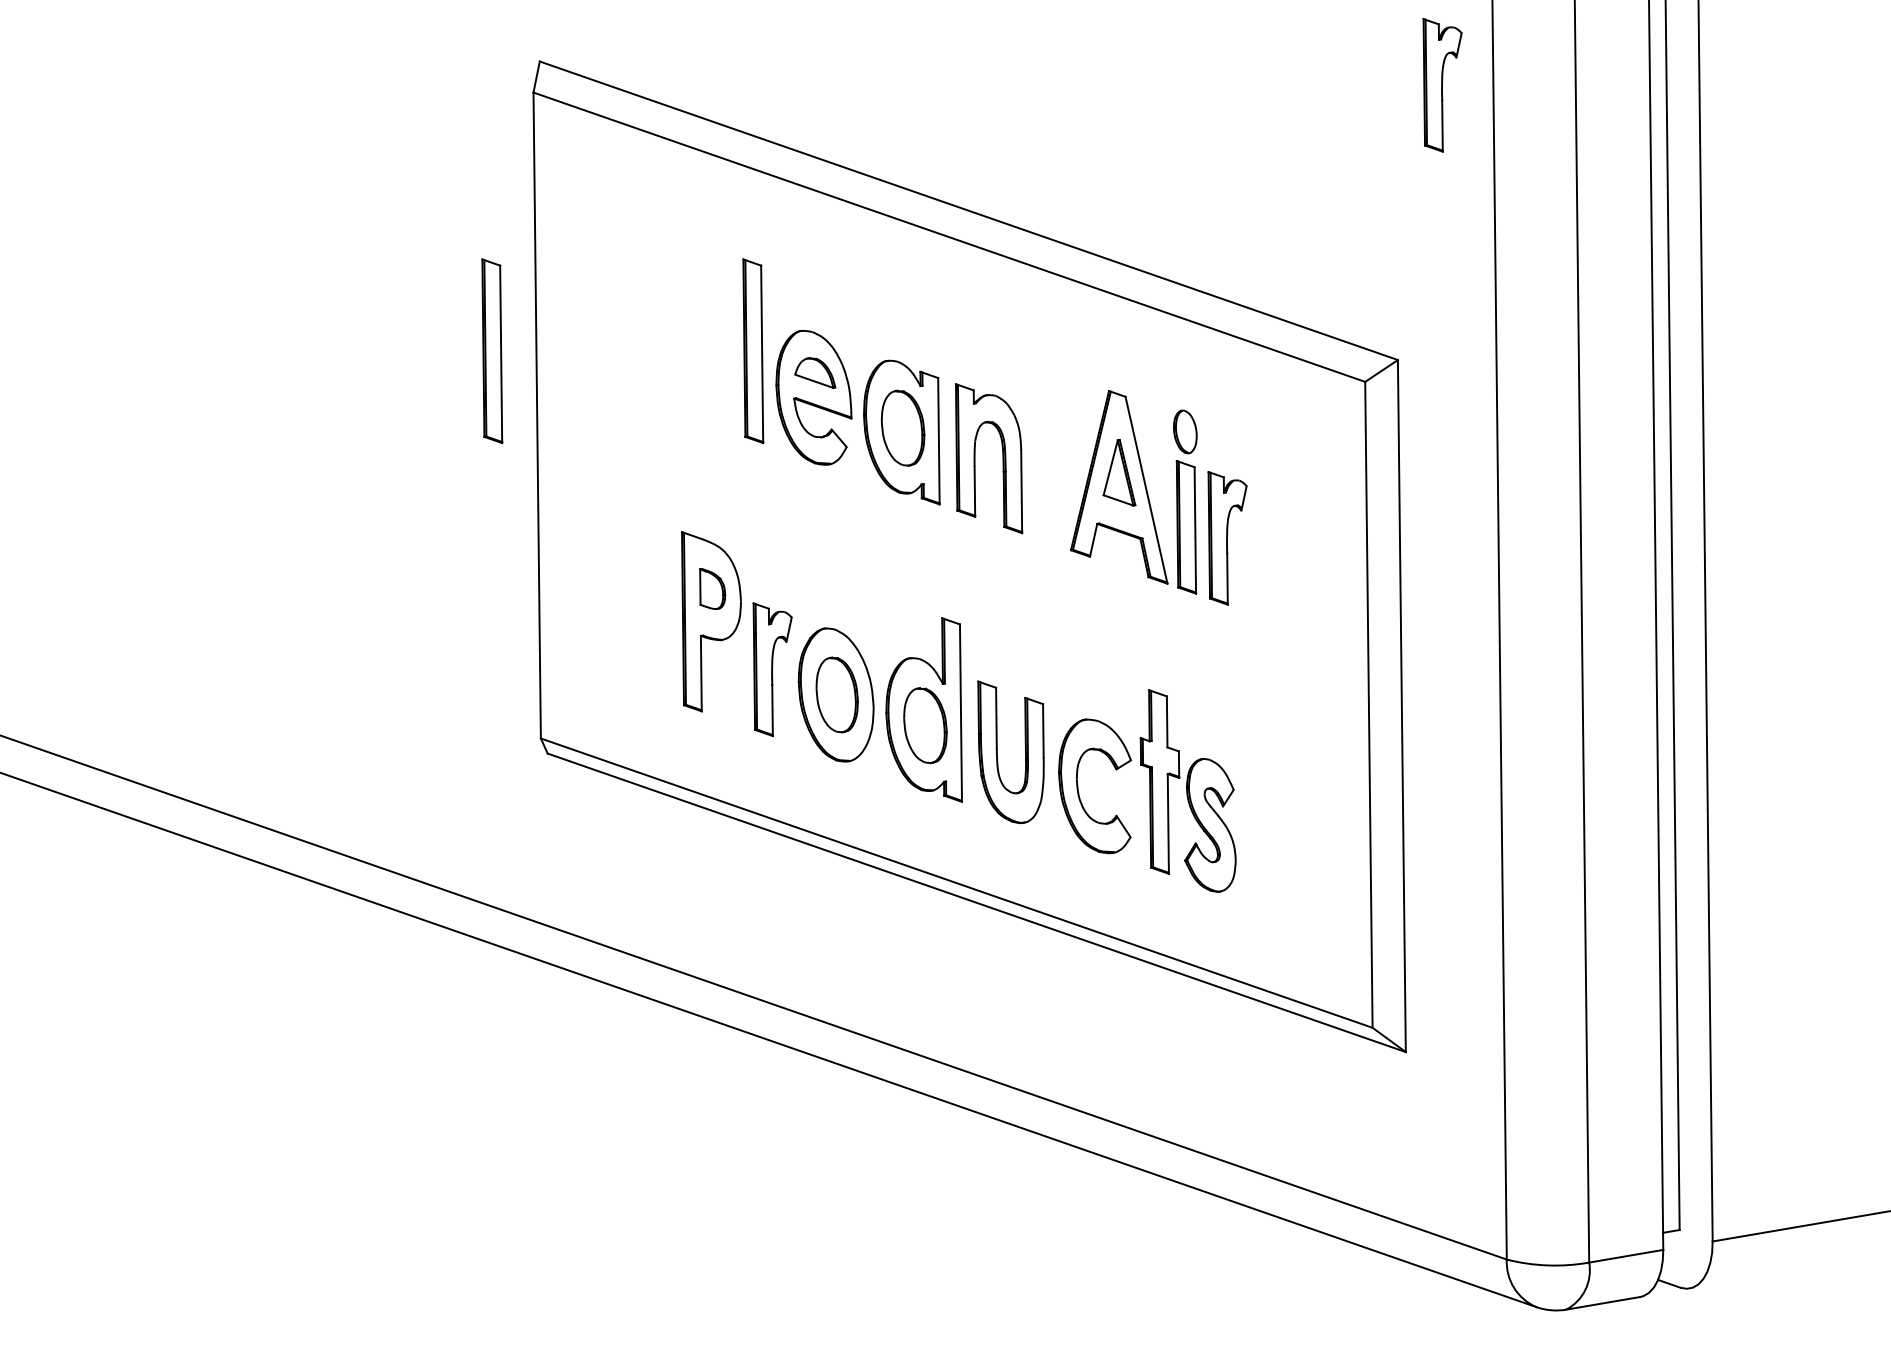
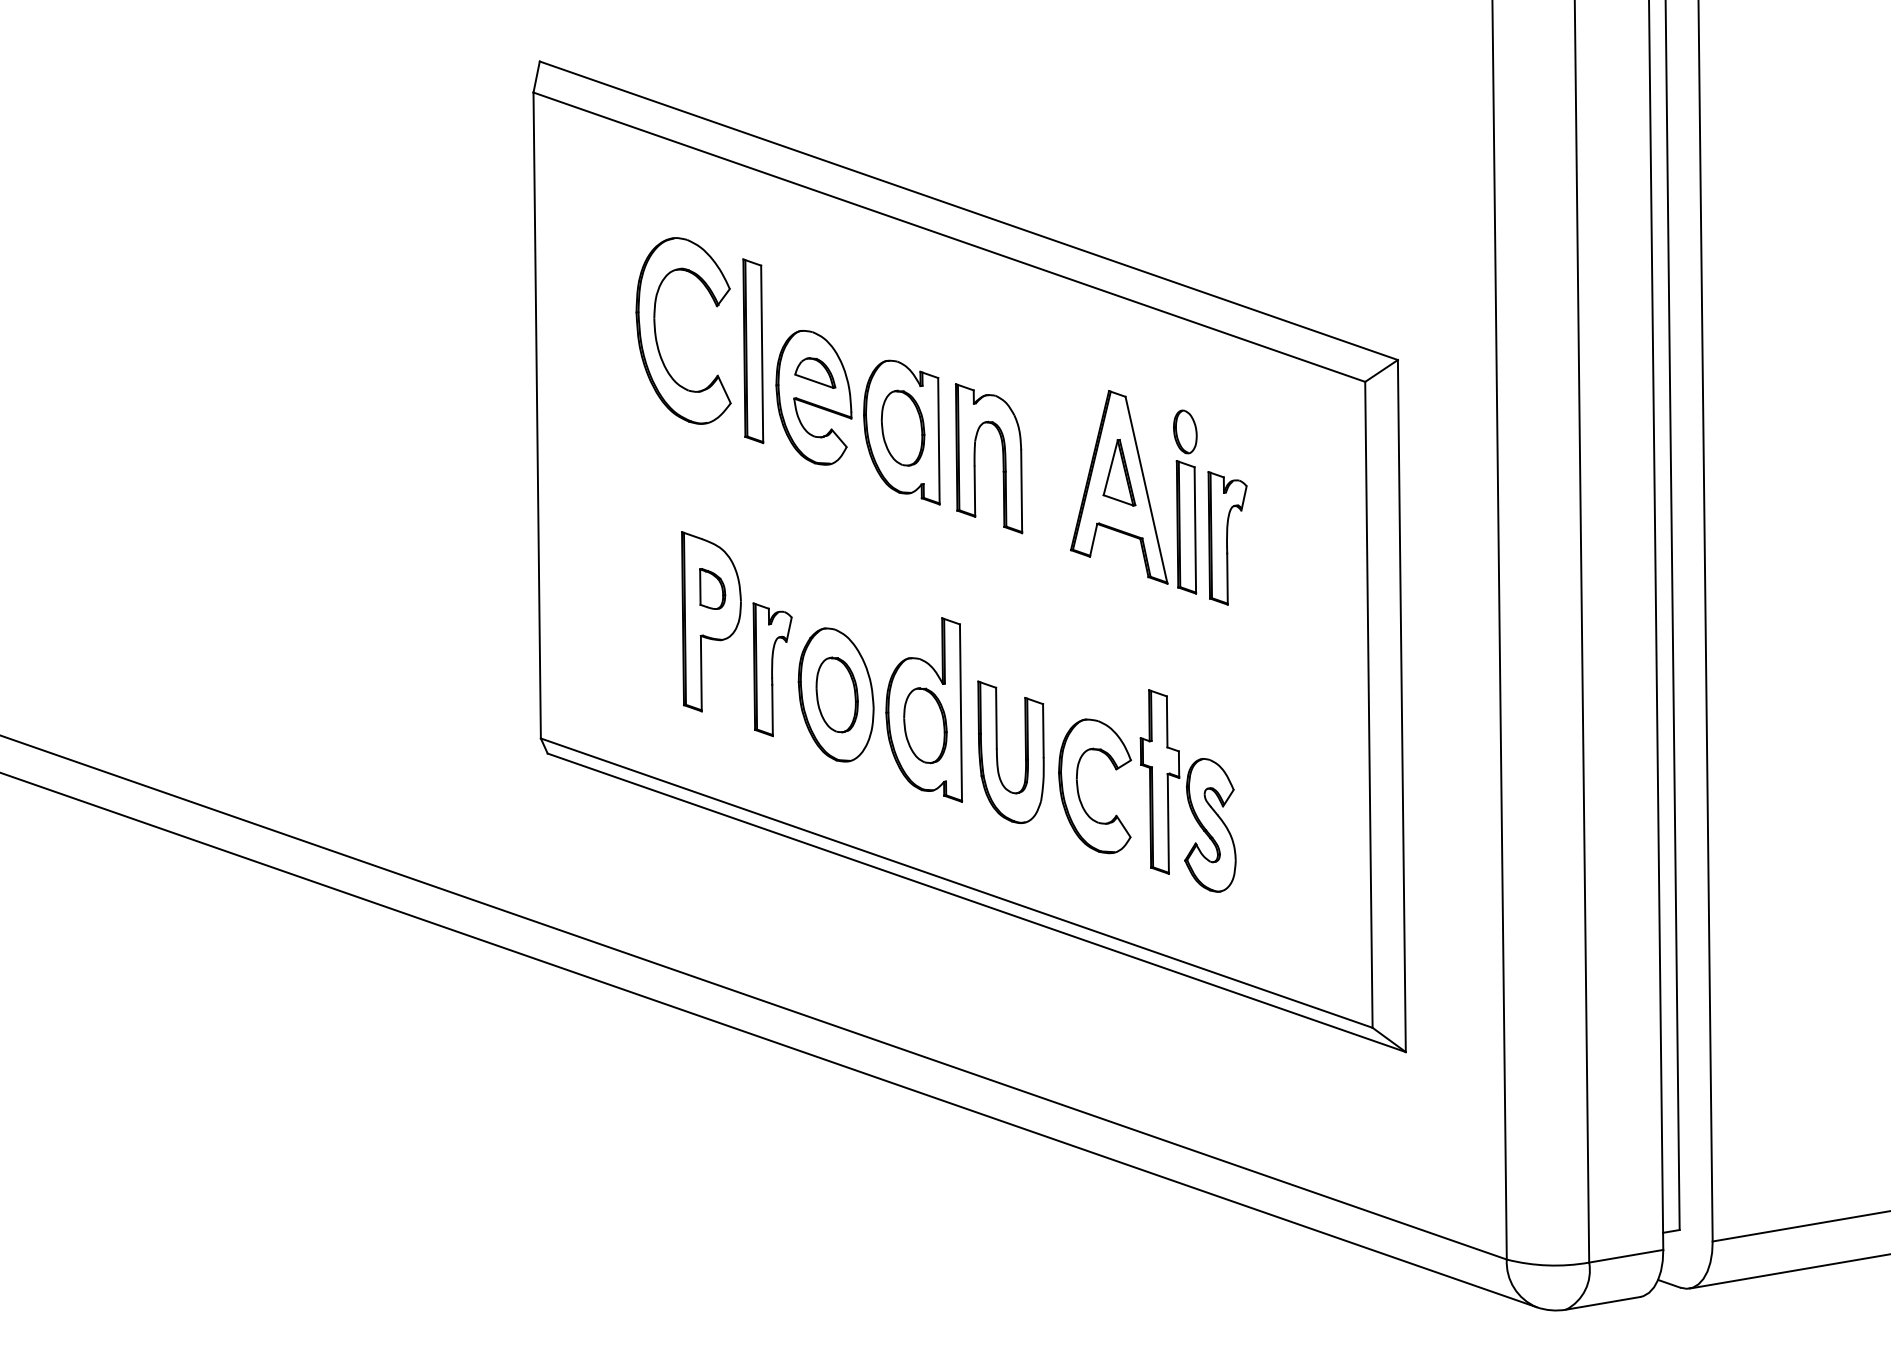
part: present -> none (1442, 85)
part: none -> present (656, 332)
part: present -> none (492, 351)
line: none -> present (1788, 1271)
